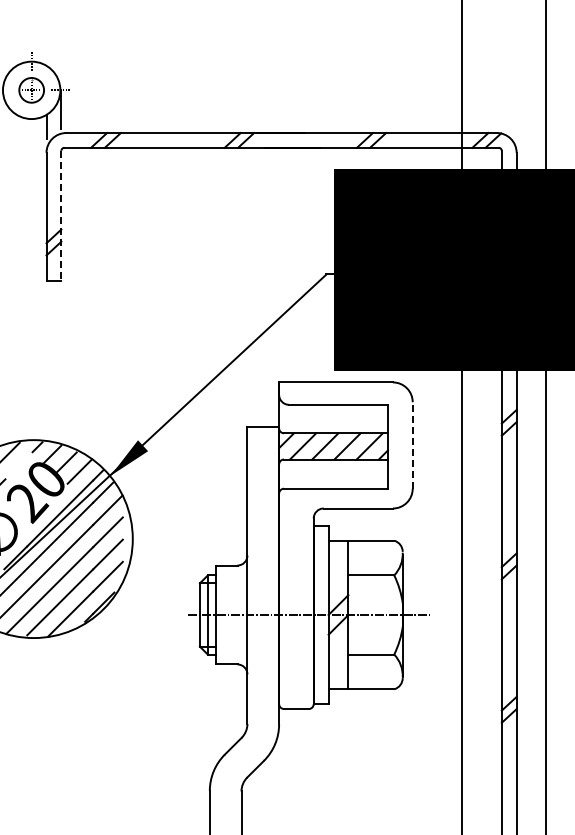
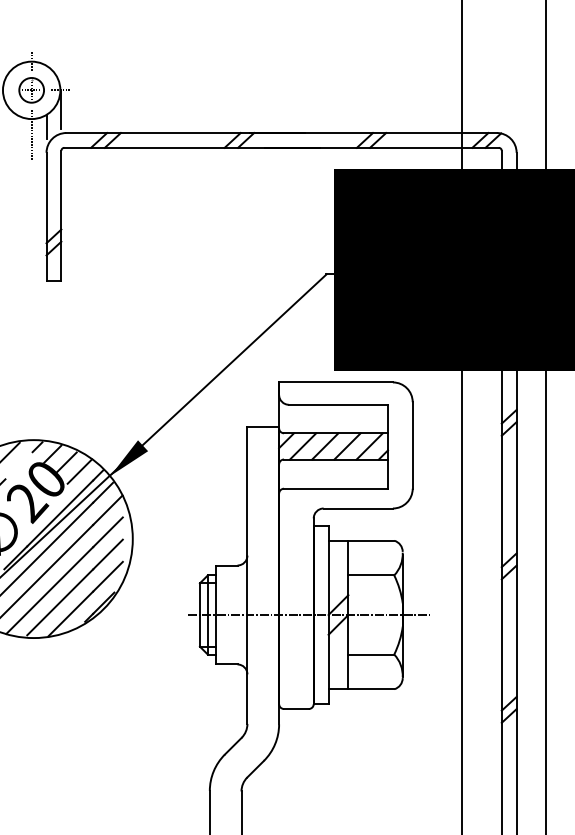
line: none -> present (31, 134)
line: dashed -> solid (61, 216)
line: dashed -> solid (412, 444)
